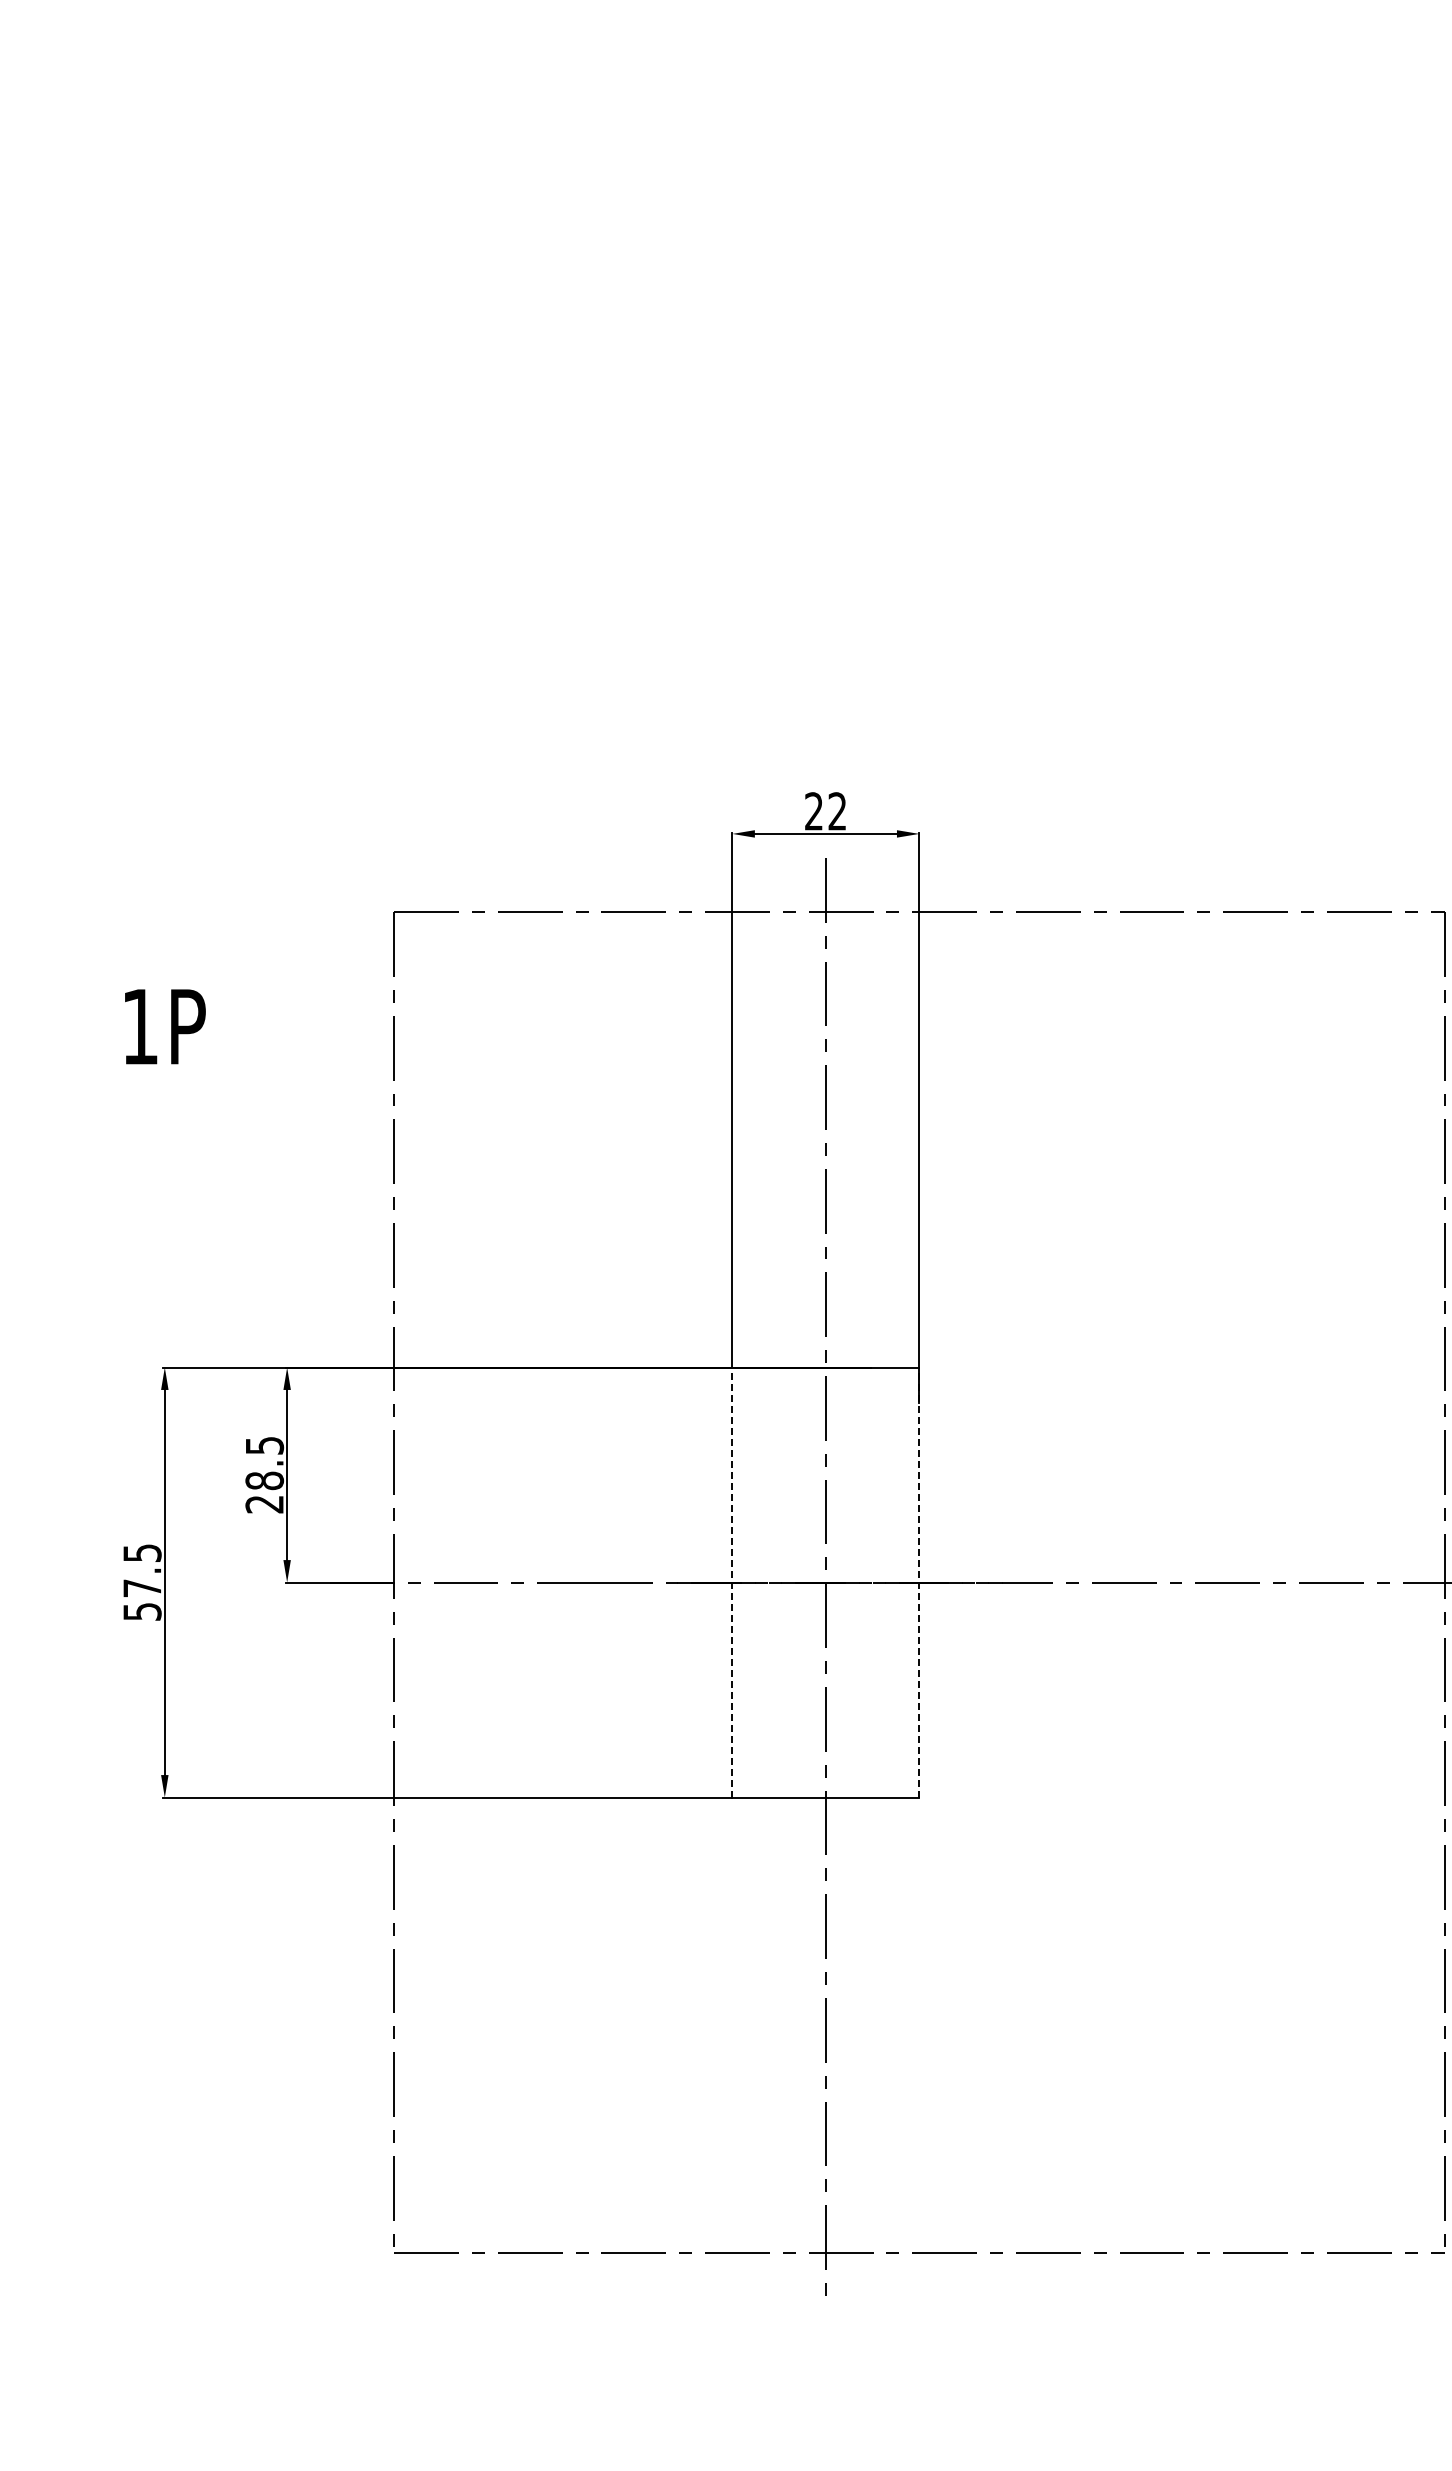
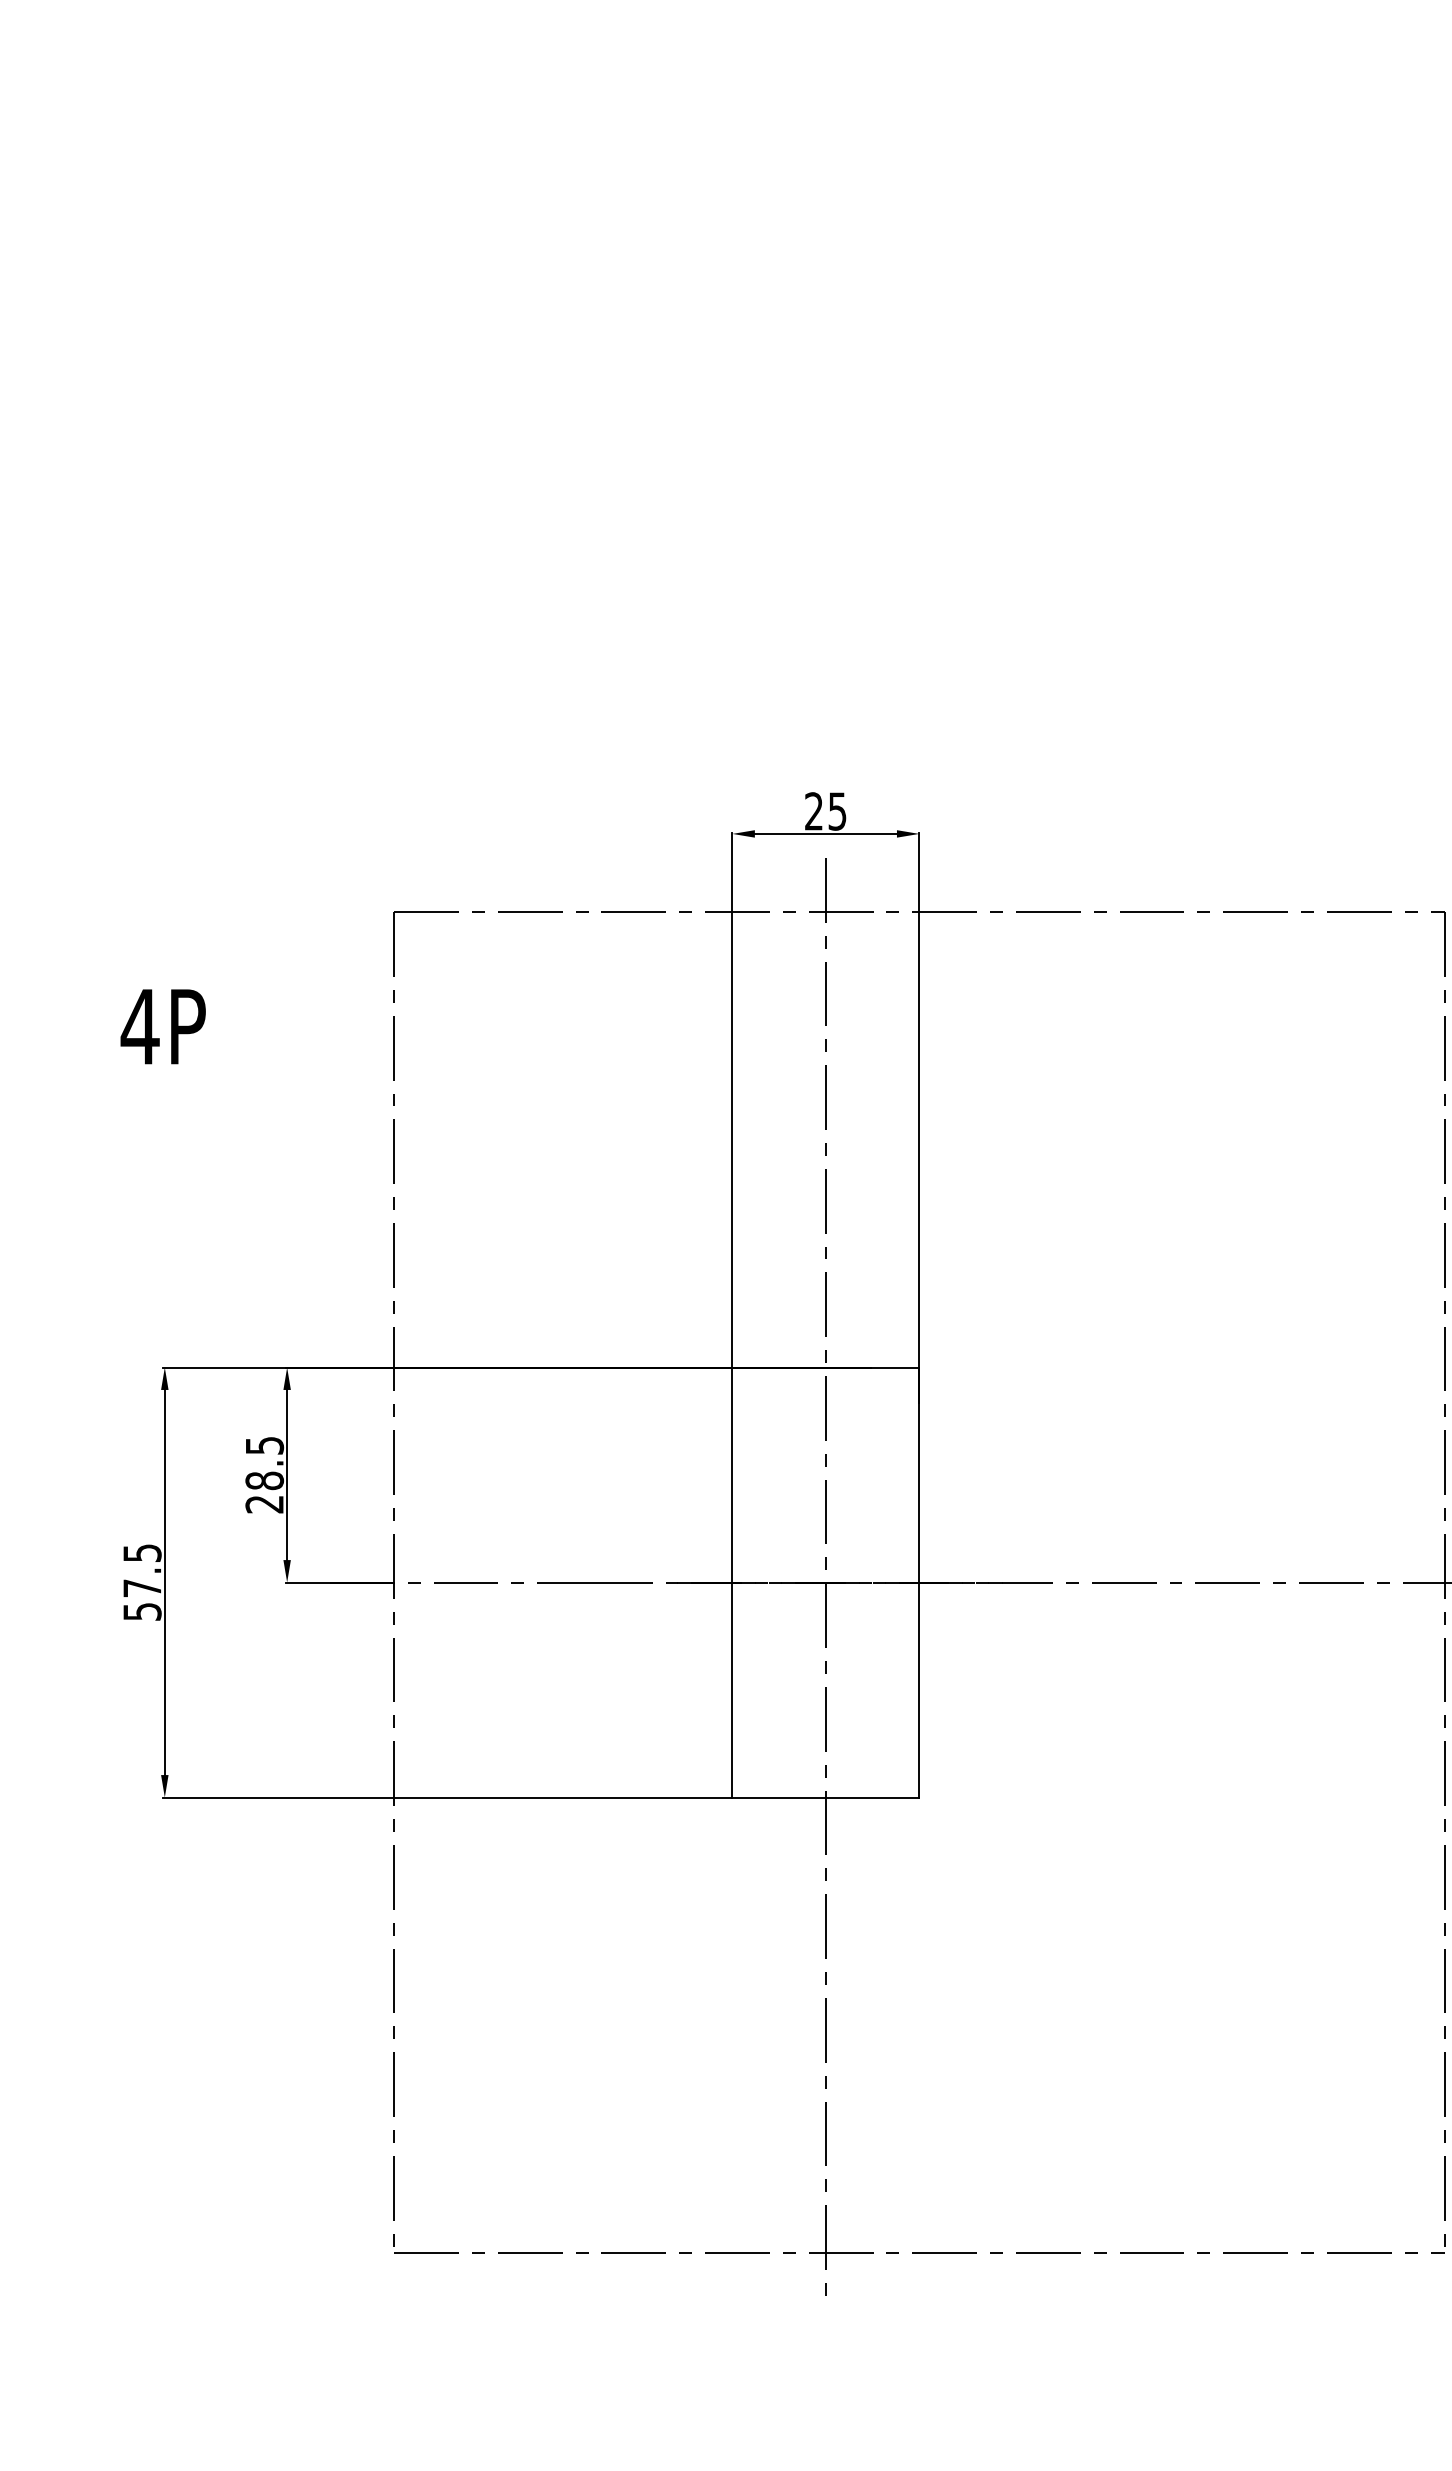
text: 22 -> 25 (837, 811)
text: 1P -> 4P (139, 1026)
line: dashed -> solid (732, 1582)
line: dashed -> solid (919, 1582)
